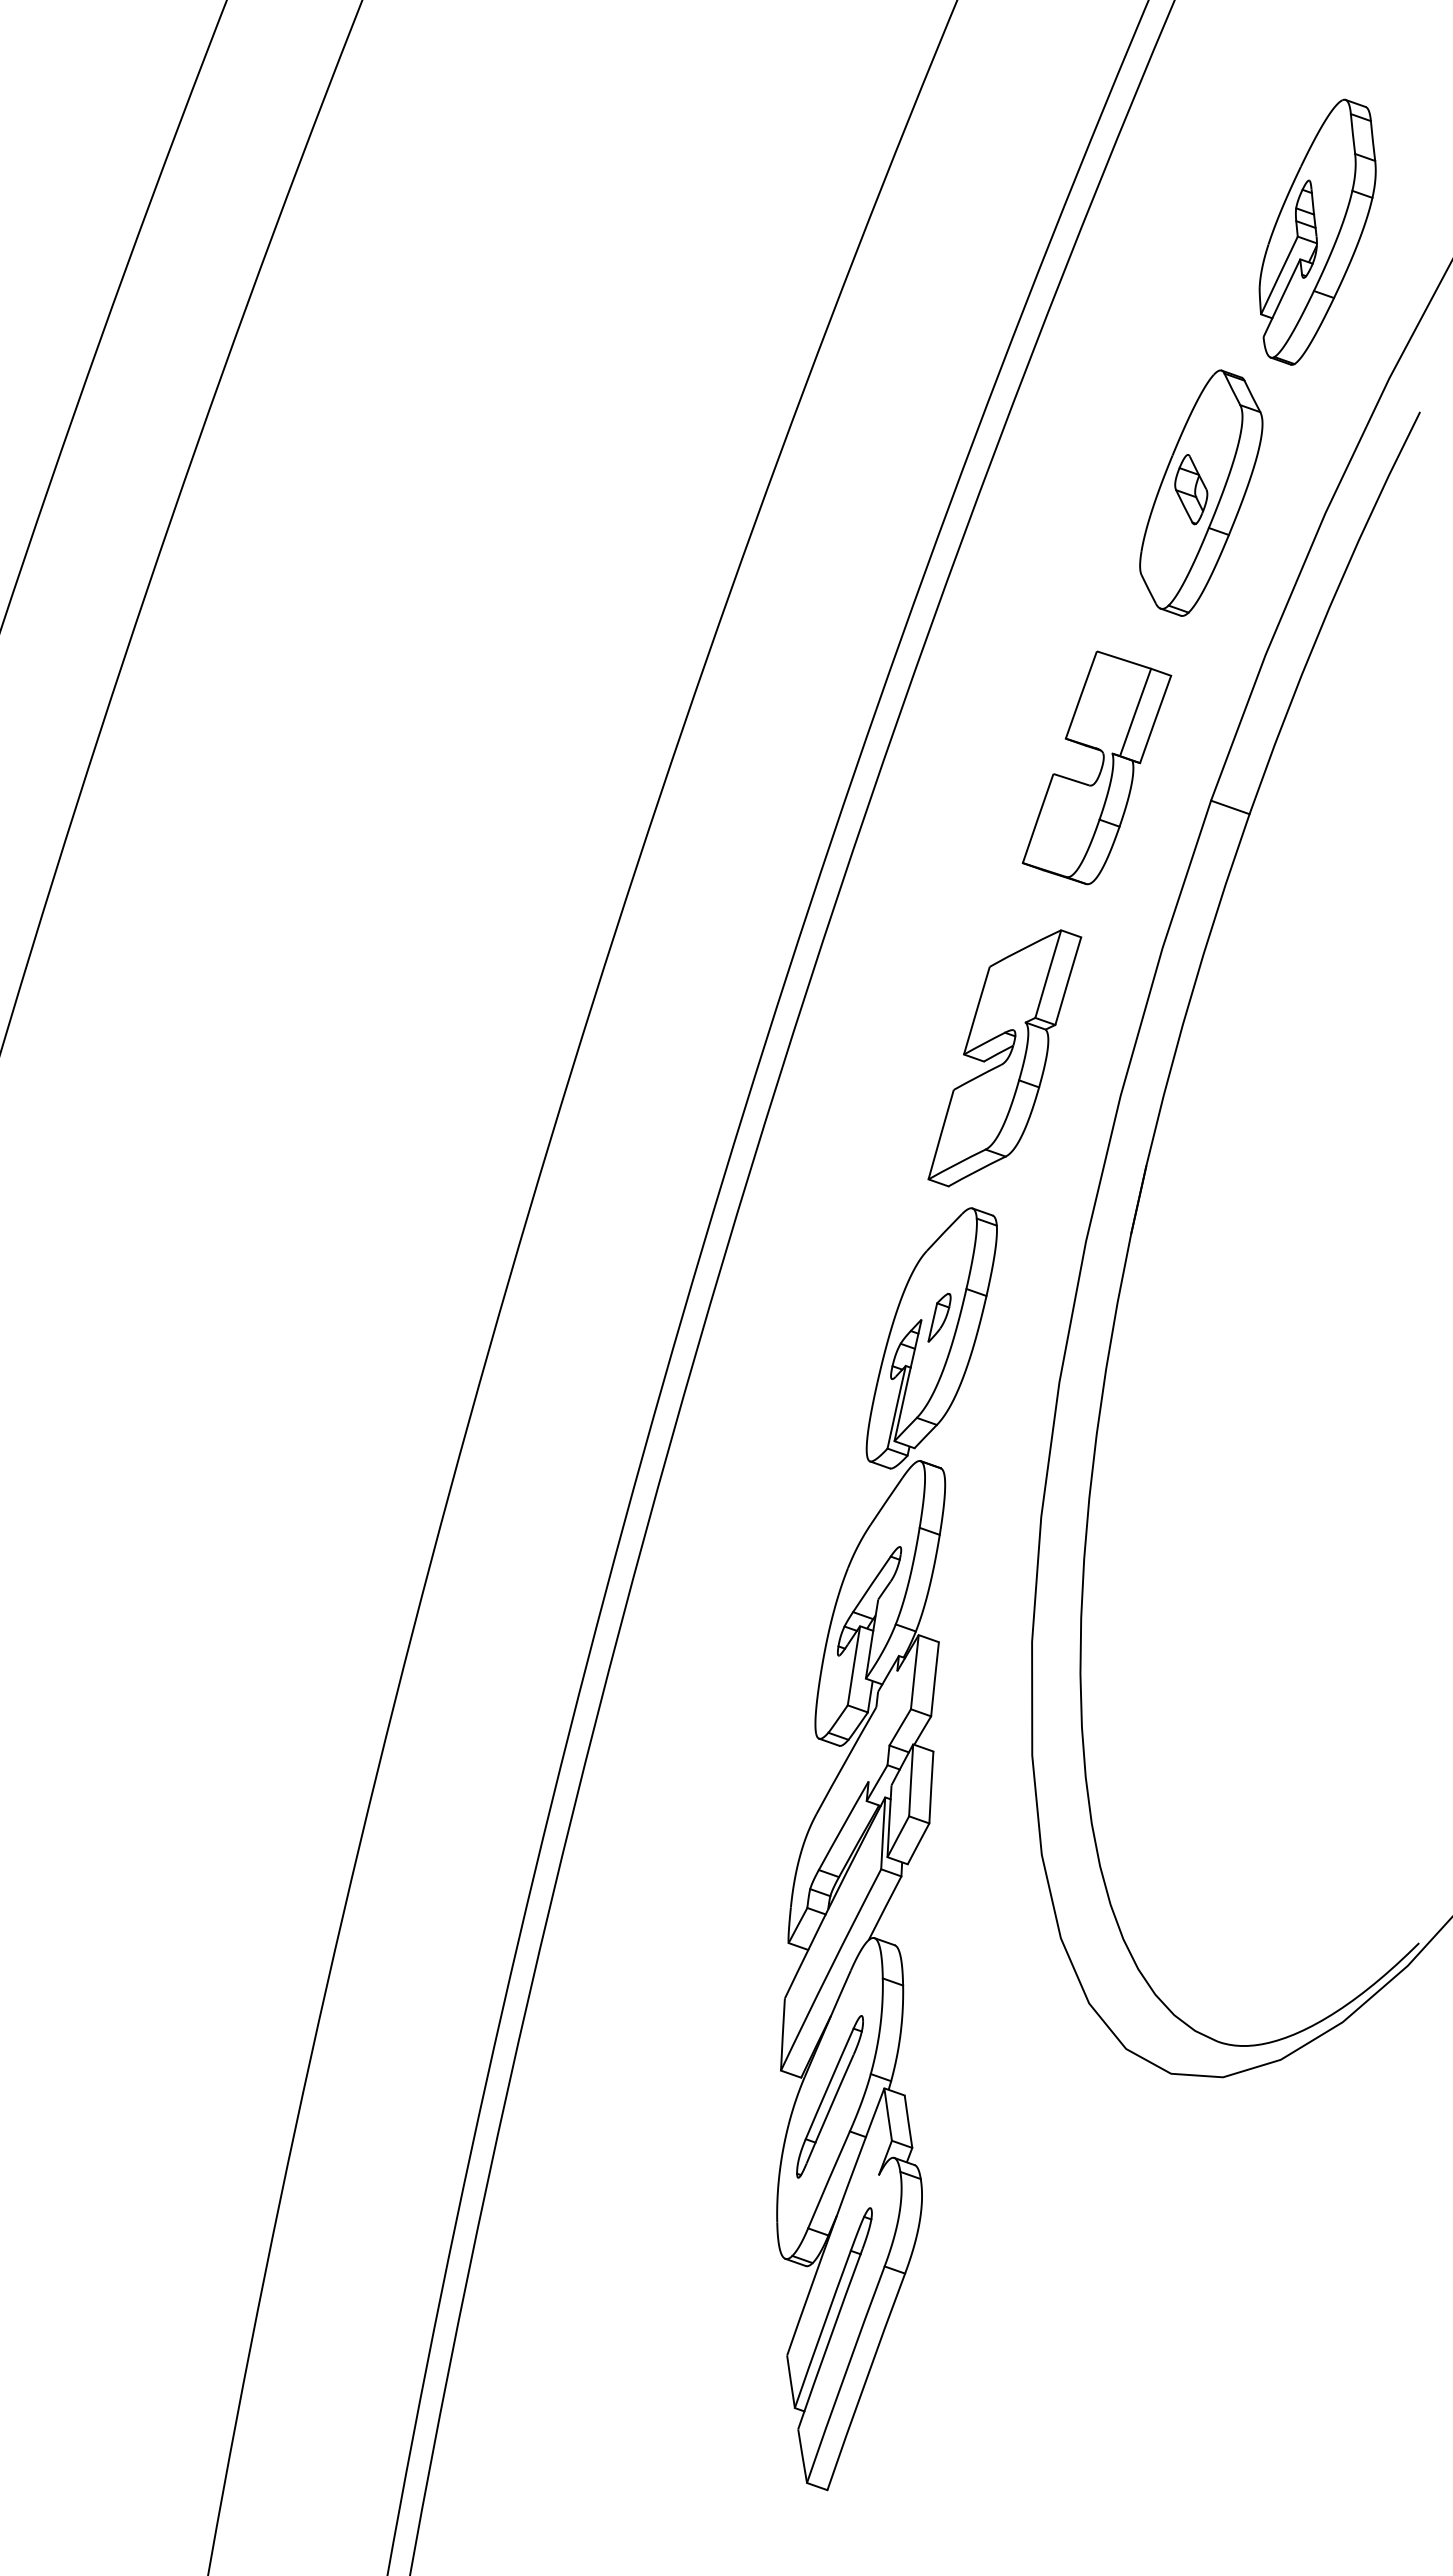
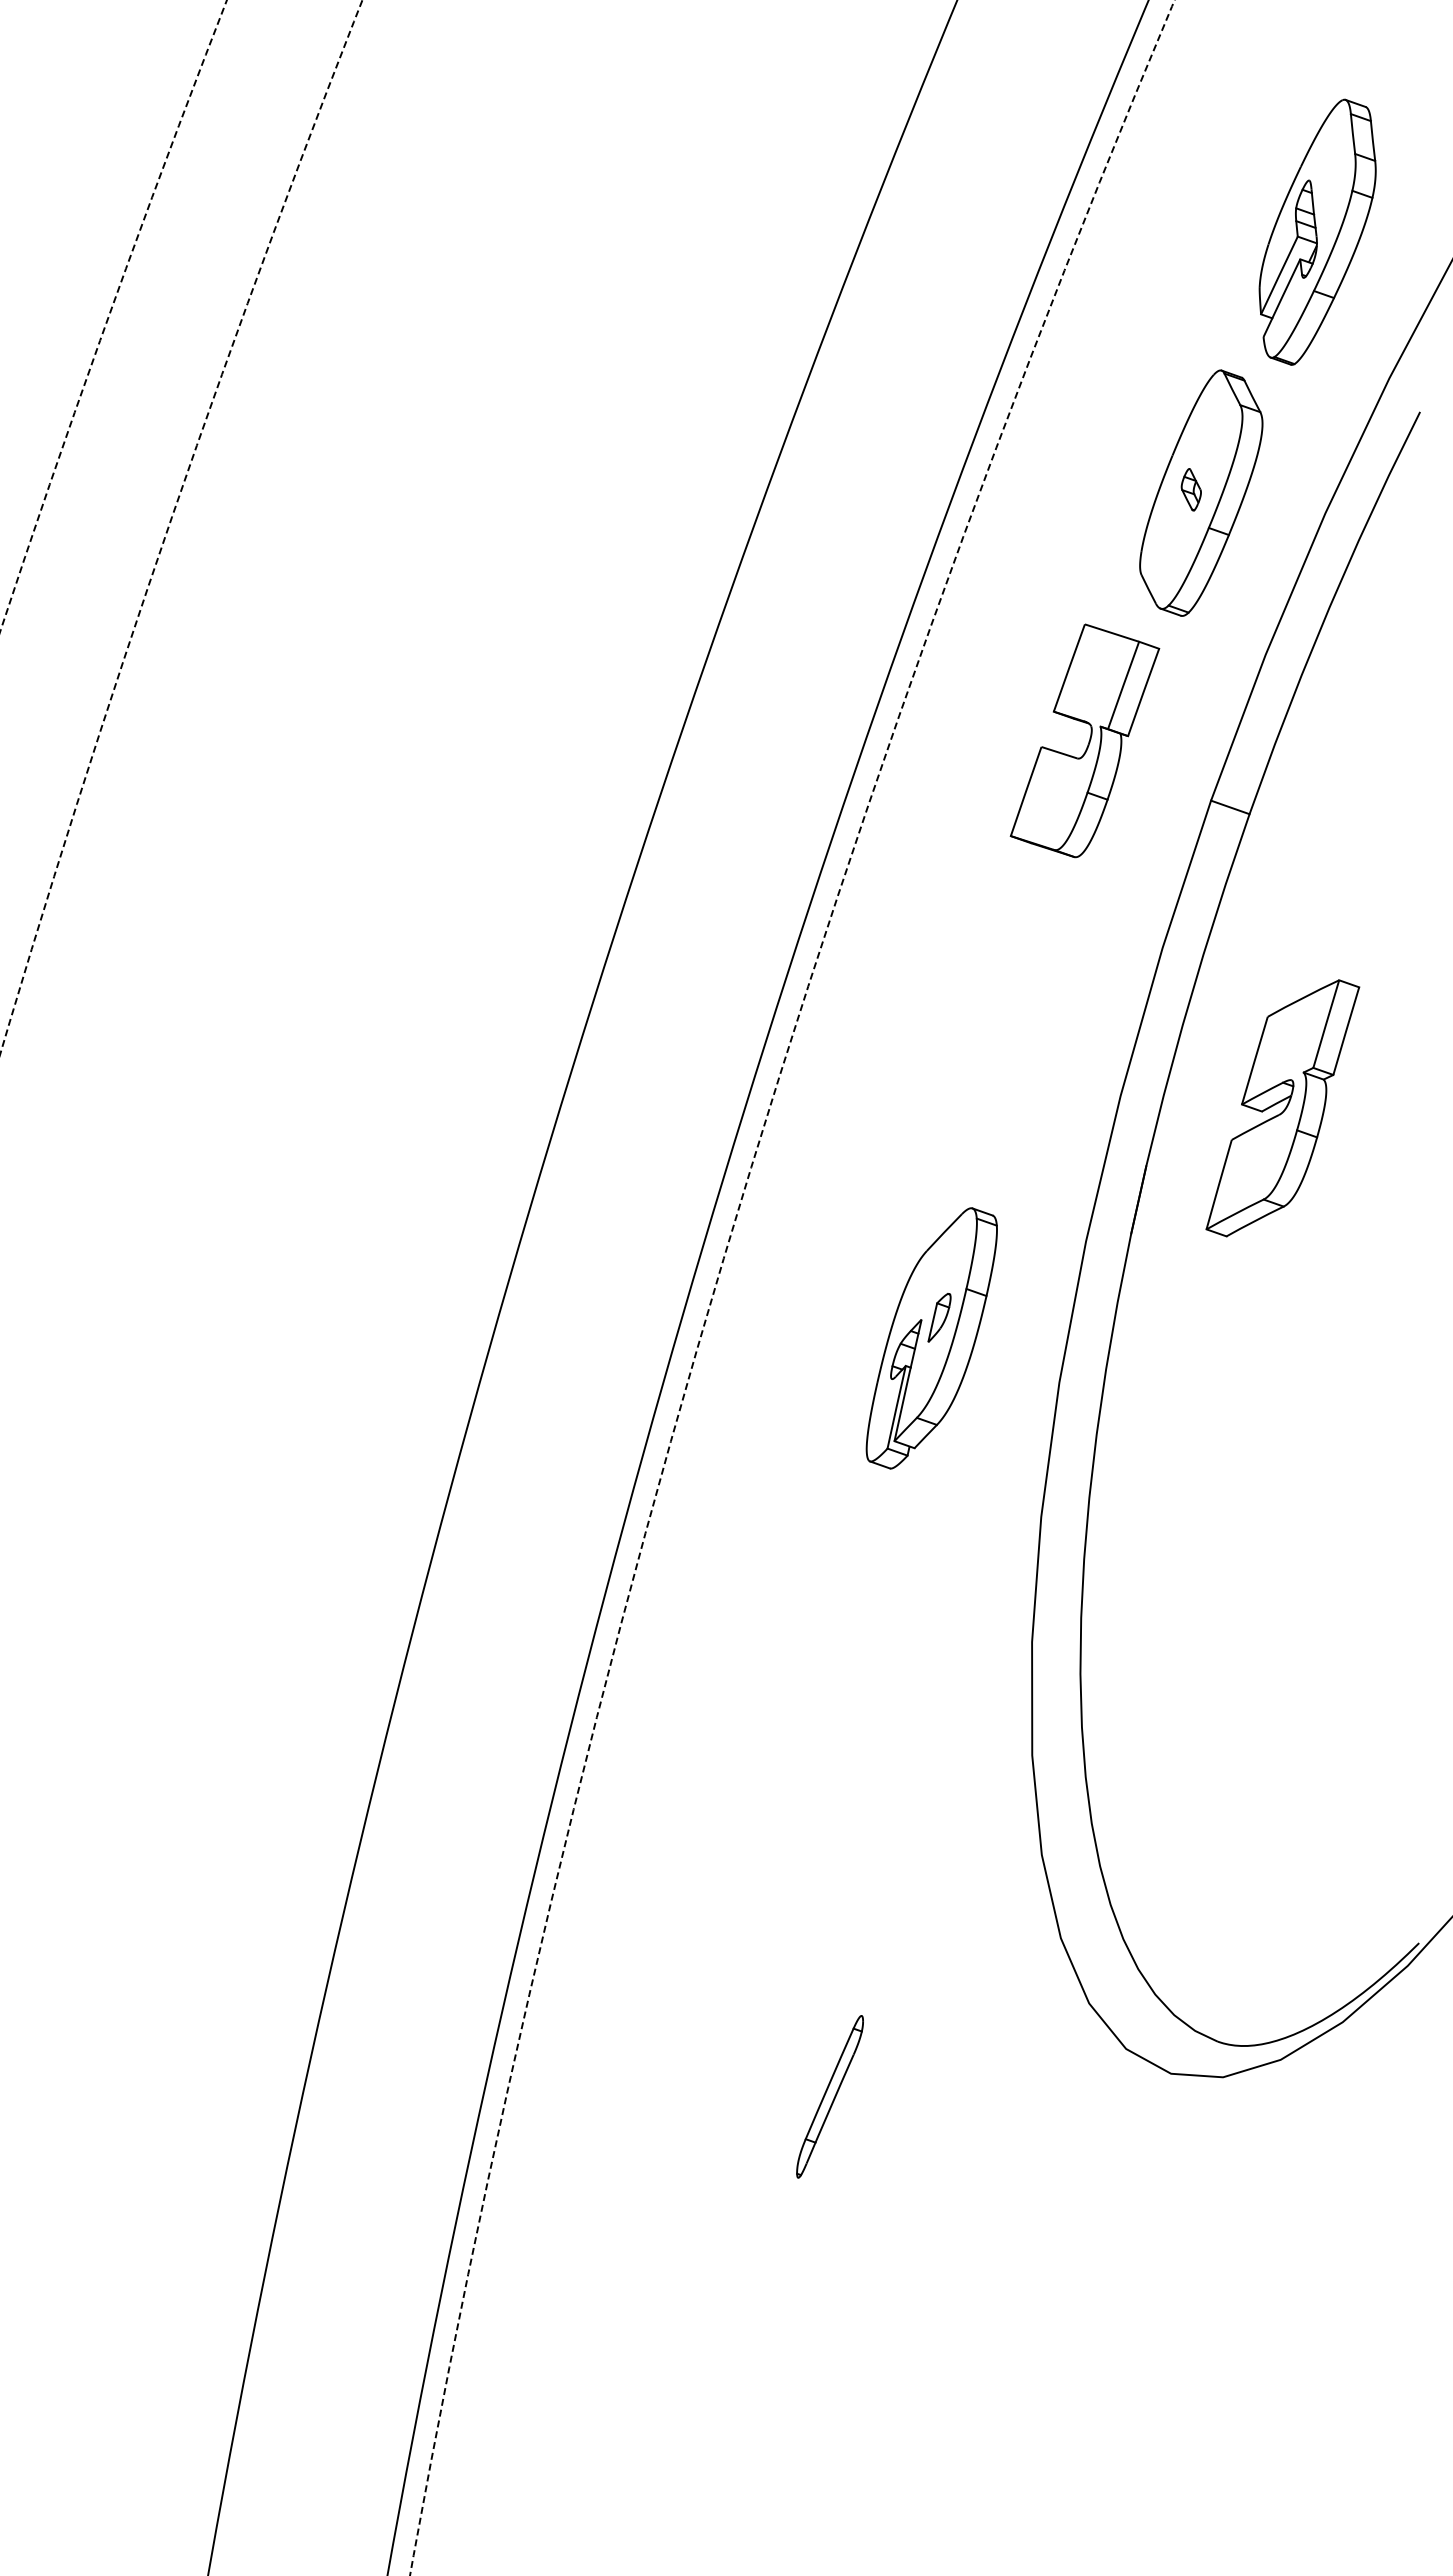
arc: solid -> dashed (109, 314)
part size: 35x72 px -> 22x44 px (1190, 489)
arc: solid -> dashed (169, 524)
part position: (1096, 767) -> (1084, 740) (1084, 740)
part position: (1004, 1058) -> (1282, 1108) (1282, 1108)
arc: solid -> dashed (721, 1265)
part: present -> none (861, 1975)
